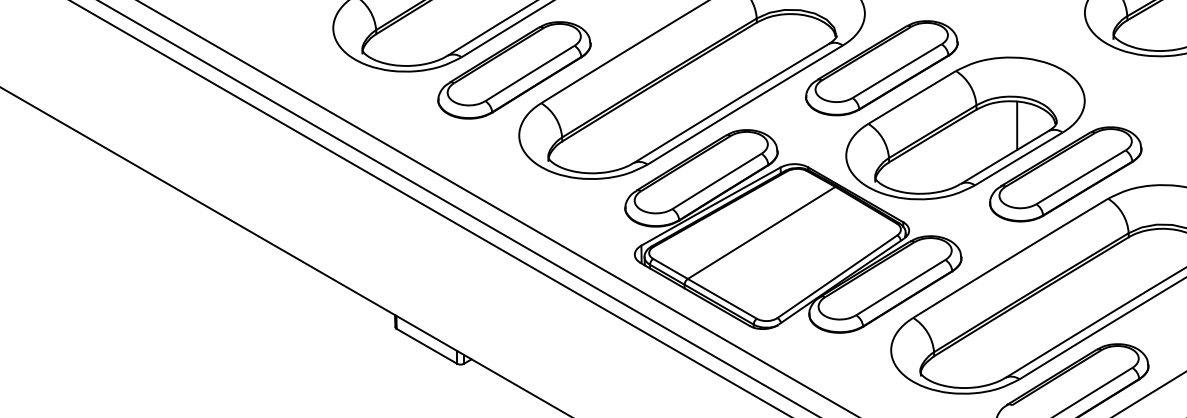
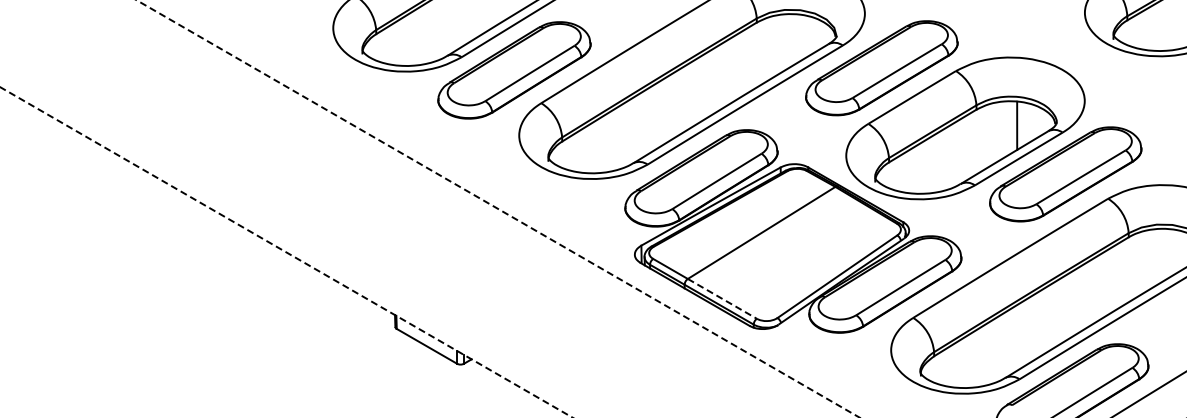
line: present -> none (430, 208)
line: present -> none (458, 208)
line: solid -> dashed (498, 209)
line: solid -> dashed (287, 252)
line: solid -> dashed (722, 298)
